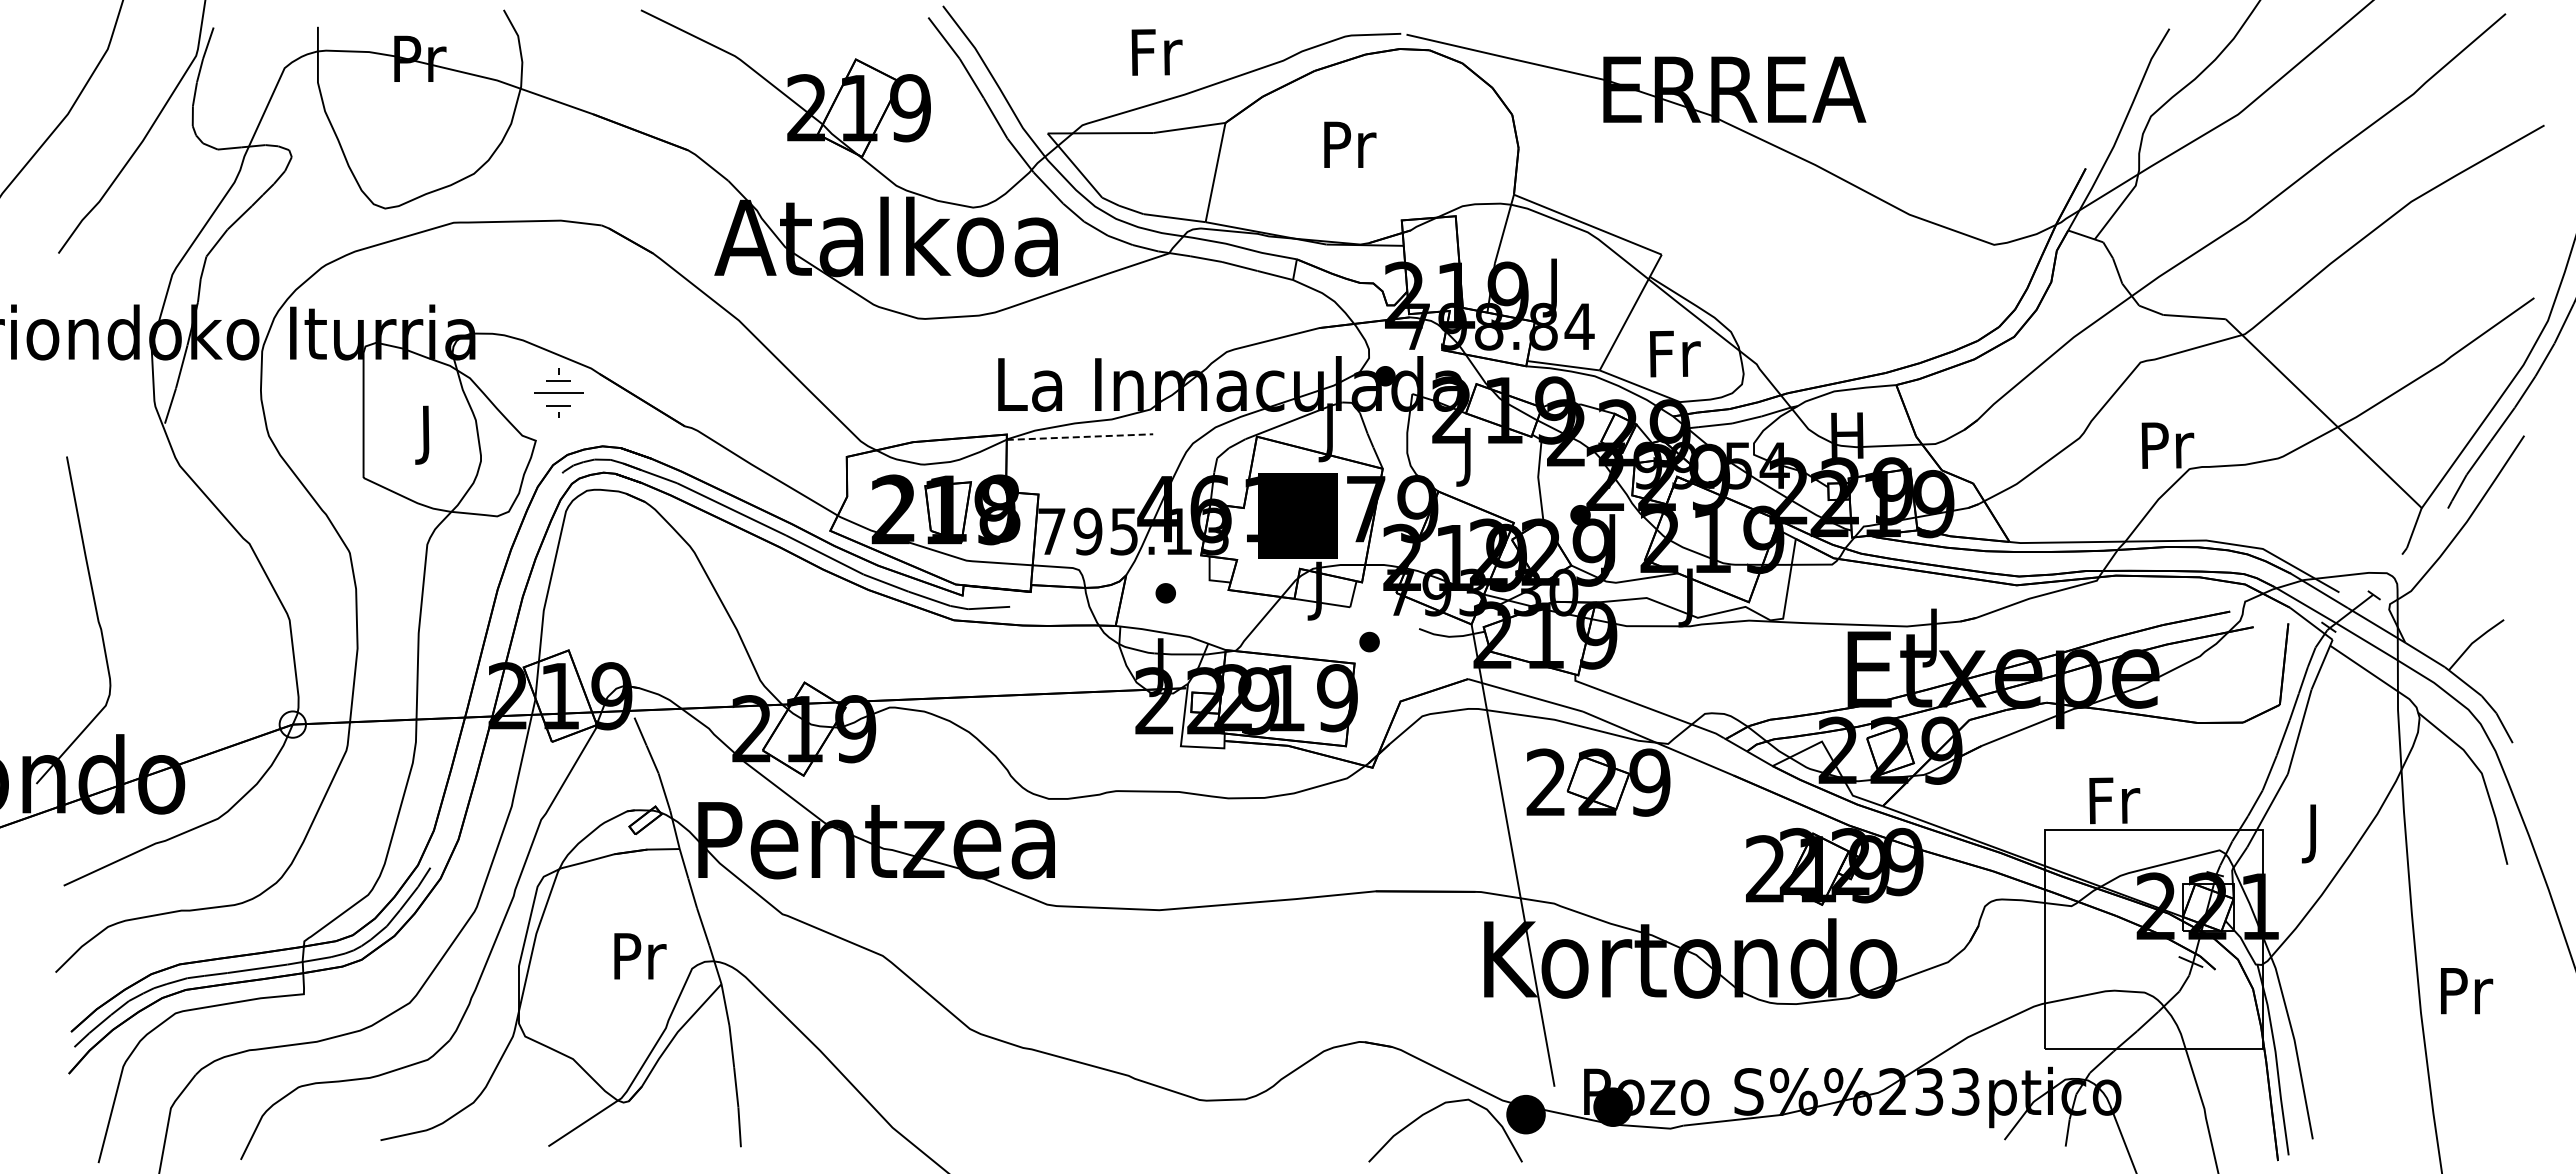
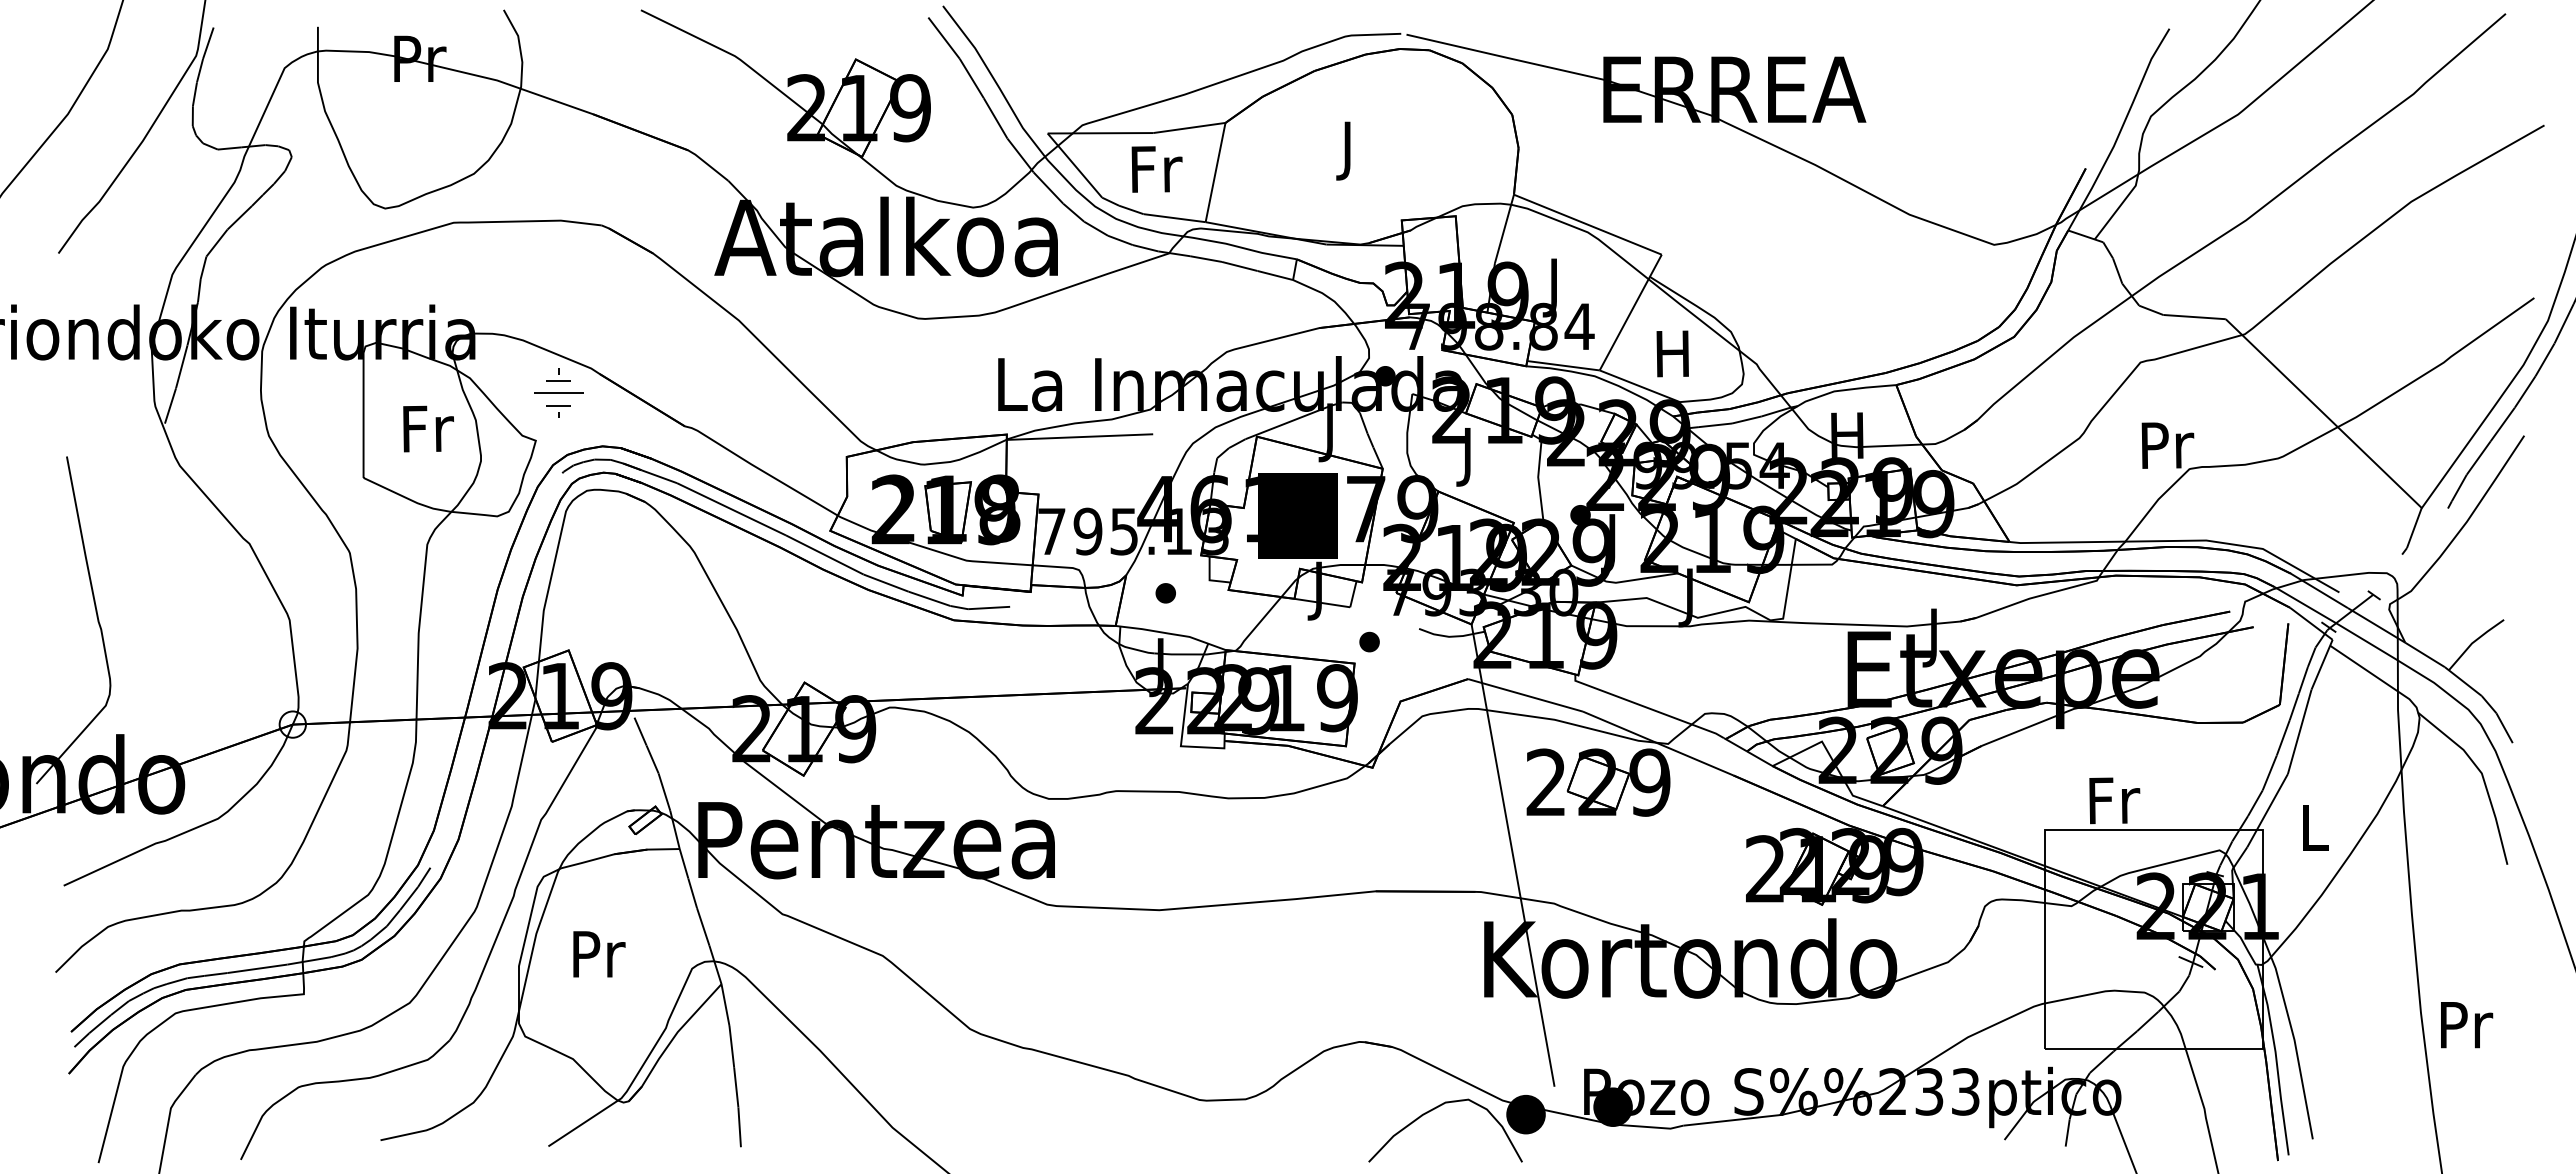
text position: (1156, 52) -> (1156, 169) (1156, 169)
text: Pr -> J (1350, 150)
text: Fr -> H (1675, 353)
text: J -> Fr (428, 434)
line: dashed -> solid (1080, 437)
text: J -> L (2314, 833)
text position: (640, 956) -> (599, 954) (599, 954)
text position: (2467, 991) -> (2467, 1025) (2467, 1025)
